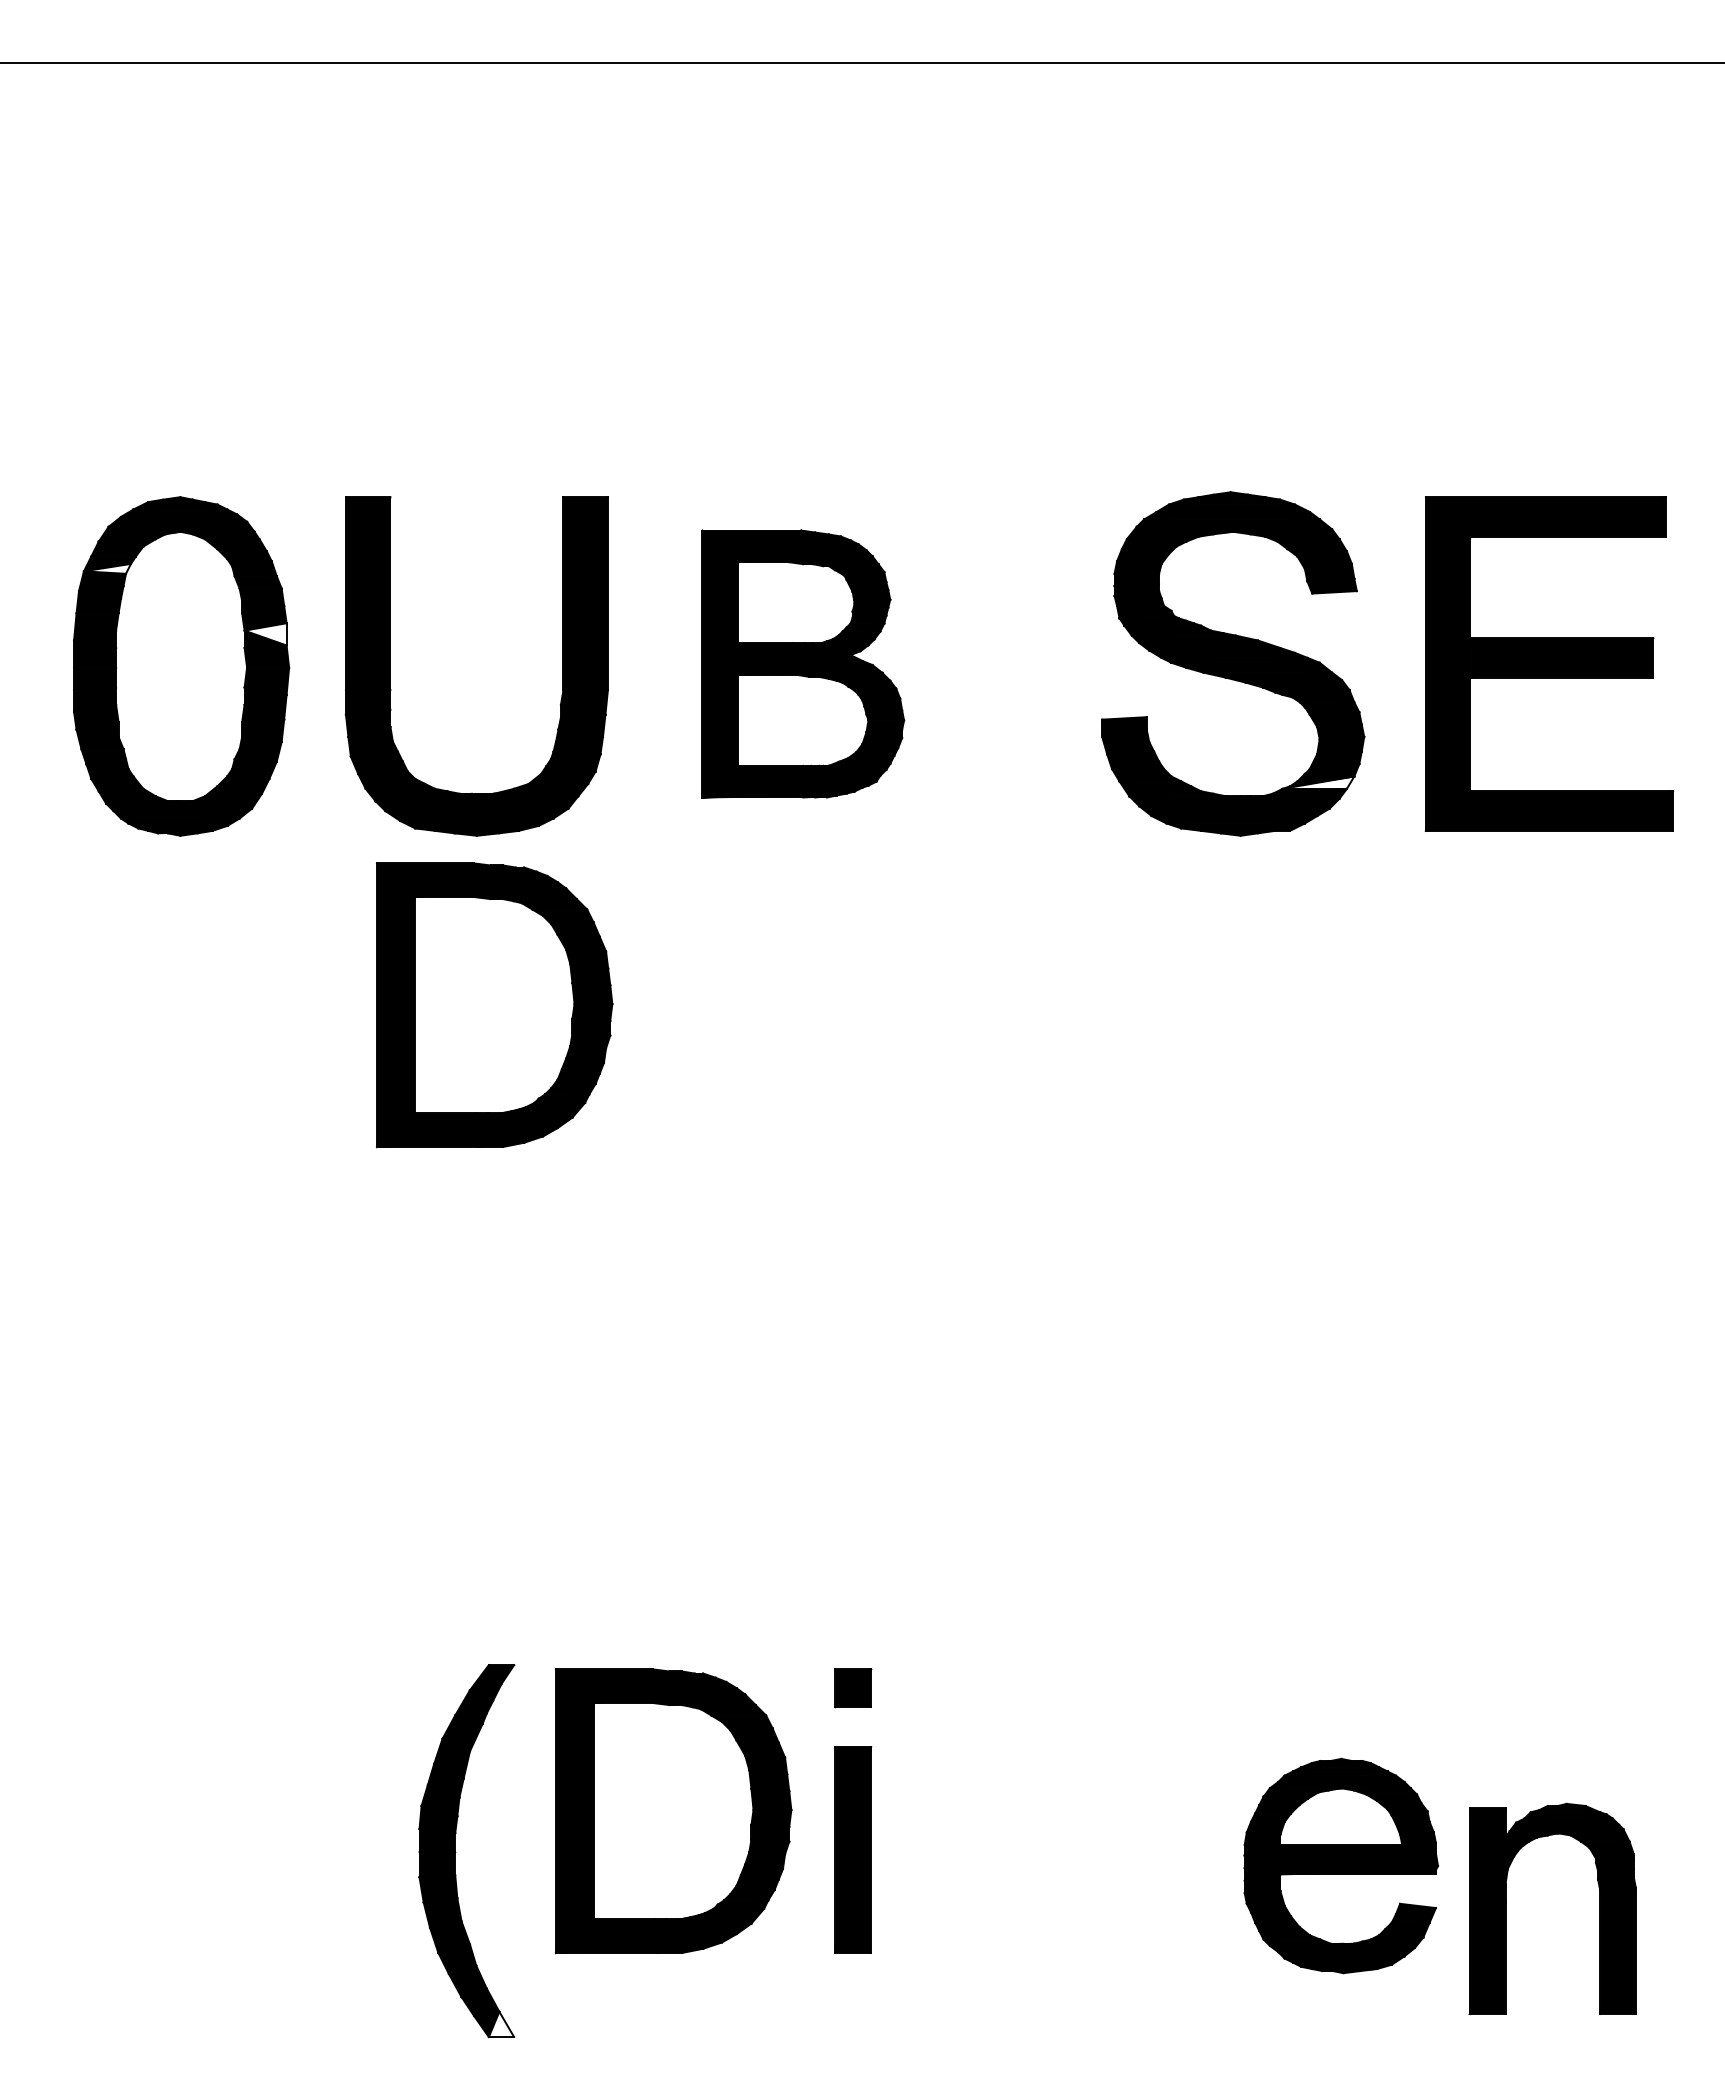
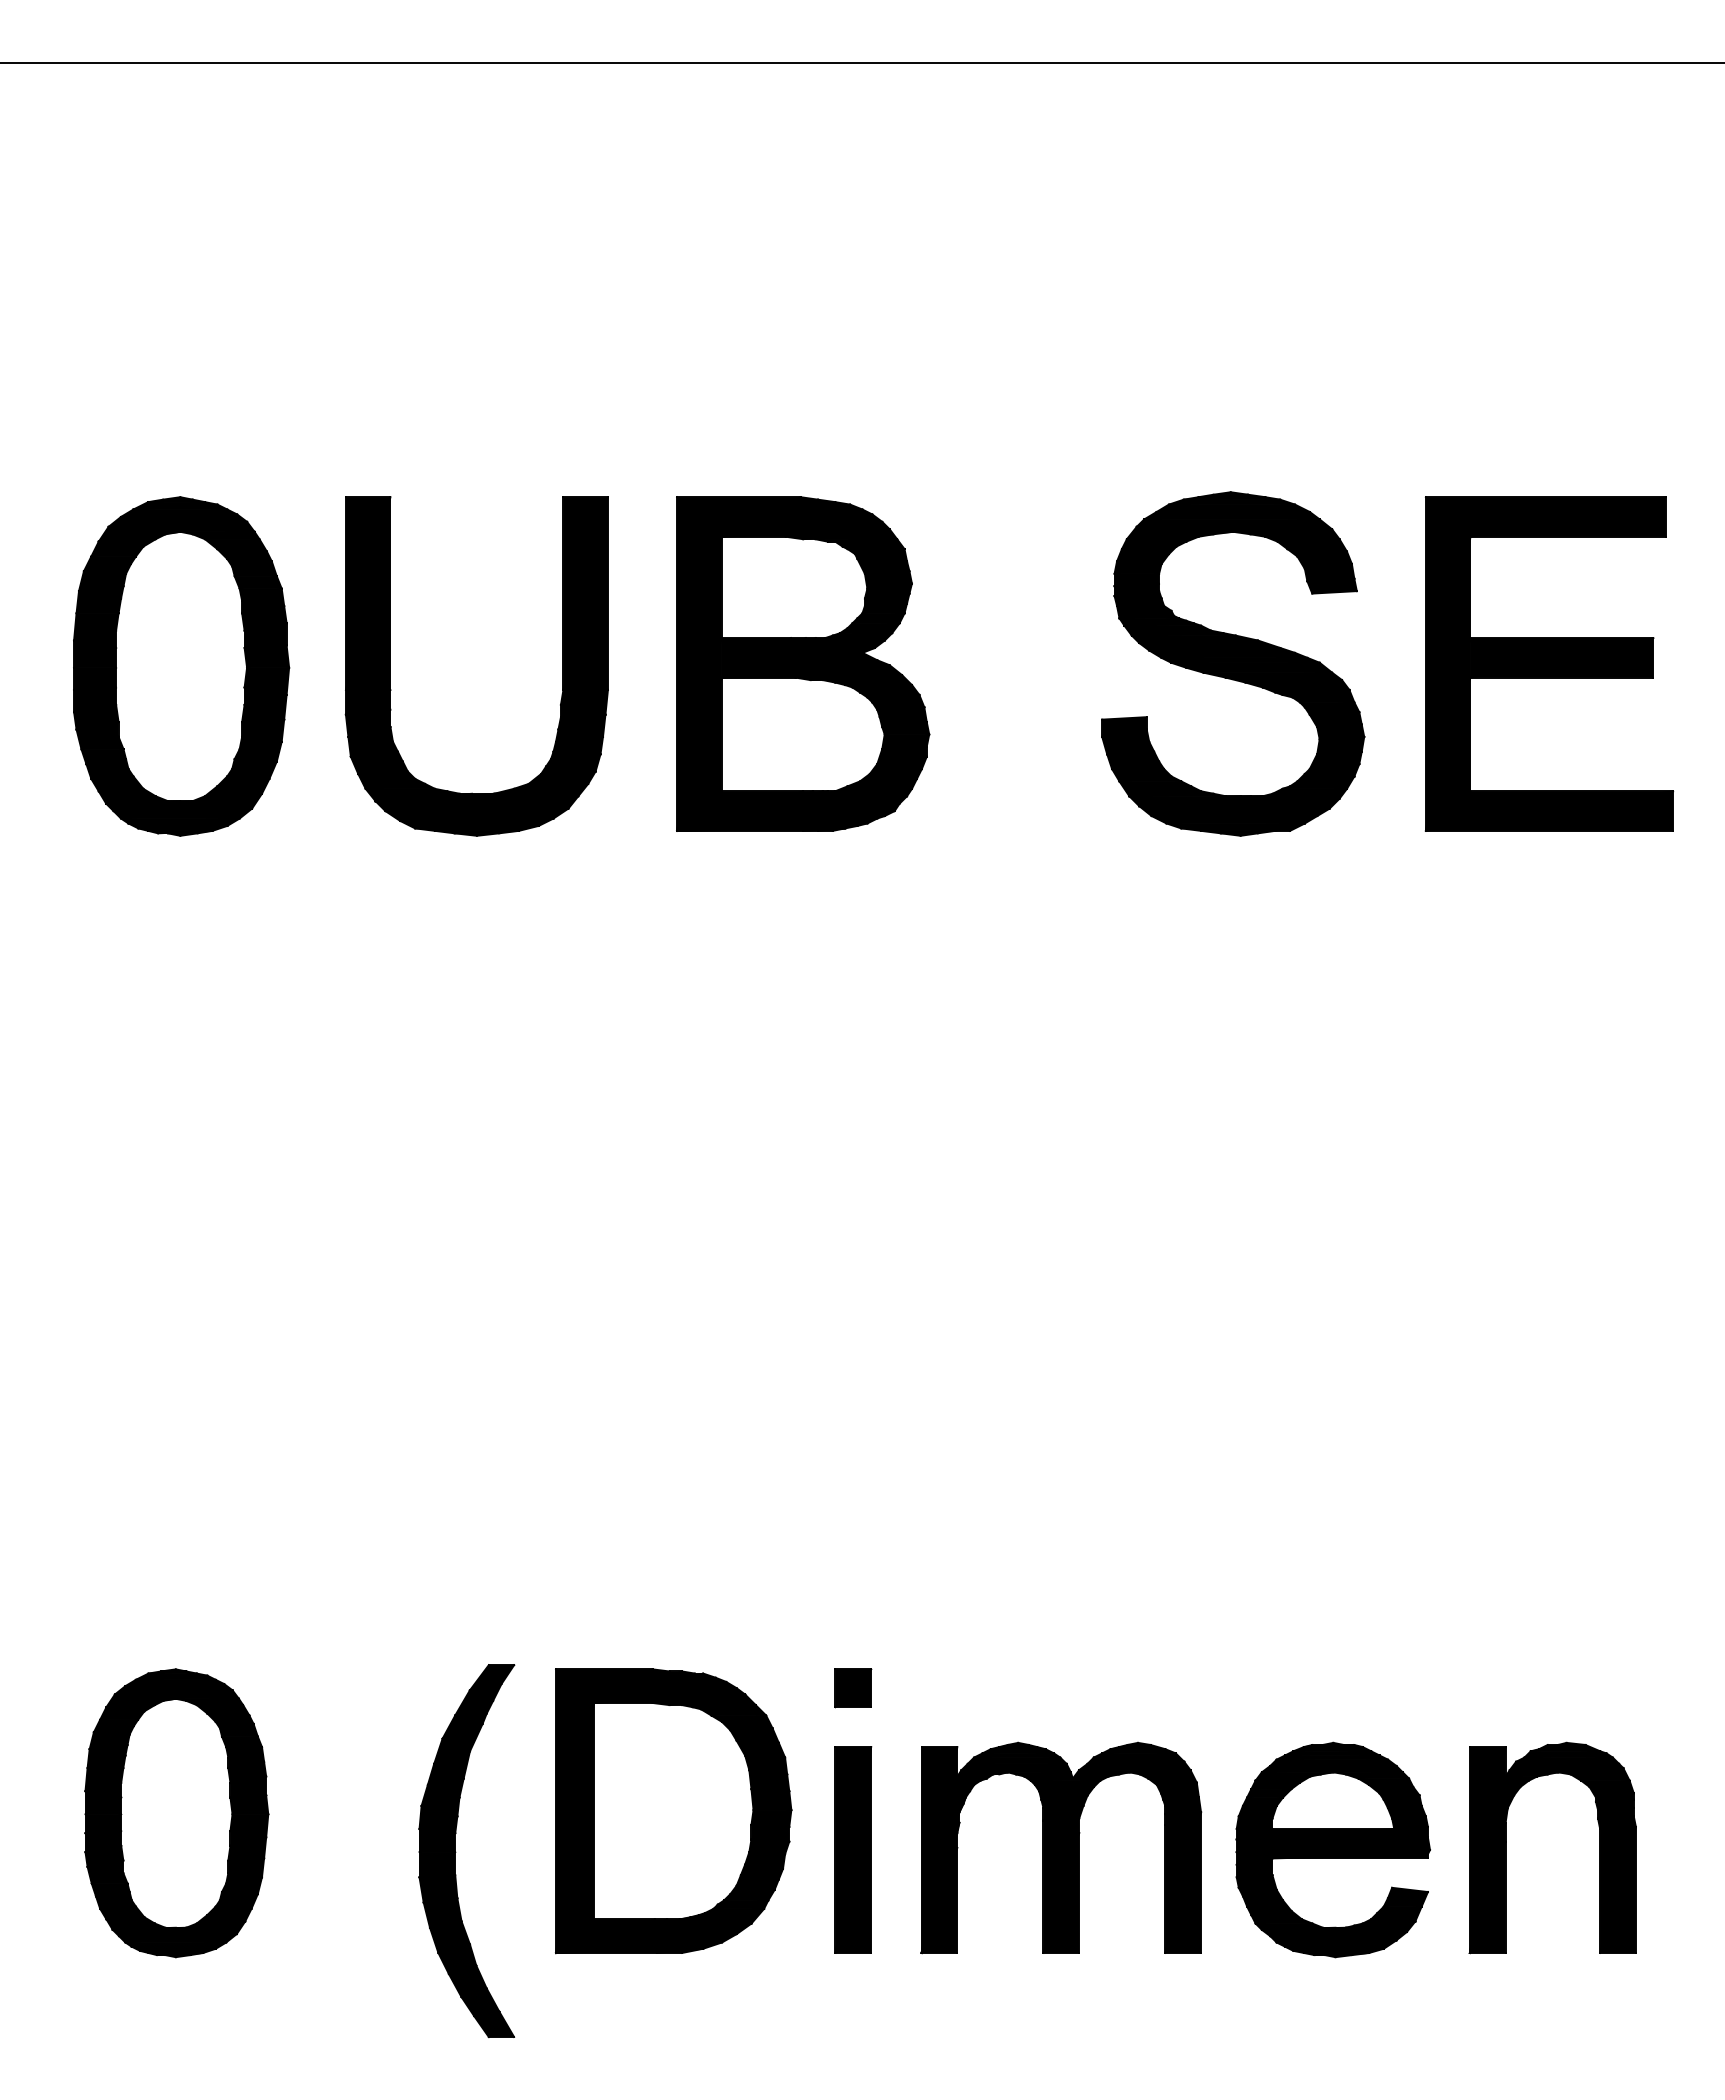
fill: none -> present (106, 568)
fill: none -> present (265, 634)
part size: 205x270 px -> 255x336 px (803, 663)
fill: none -> present (1318, 782)
part: present -> none (494, 1005)
part: none -> present (176, 1813)
part: none -> present (1061, 1847)
part position: (1340, 1865) -> (1332, 1849) (1332, 1849)
part position: (1506, 1908) -> (1506, 1847) (1506, 1847)
fill: none -> present (501, 2024)
